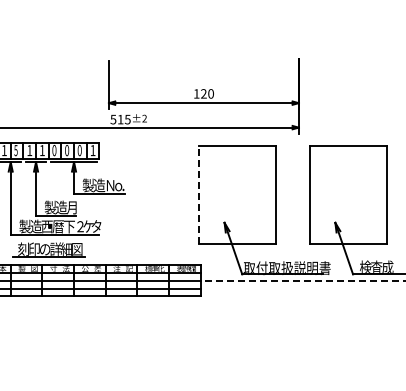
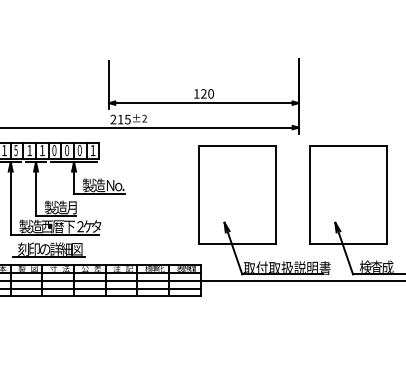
text: 515 -> 215 (113, 119)
line: dashed -> solid (198, 195)
line: dashed -> solid (302, 280)
